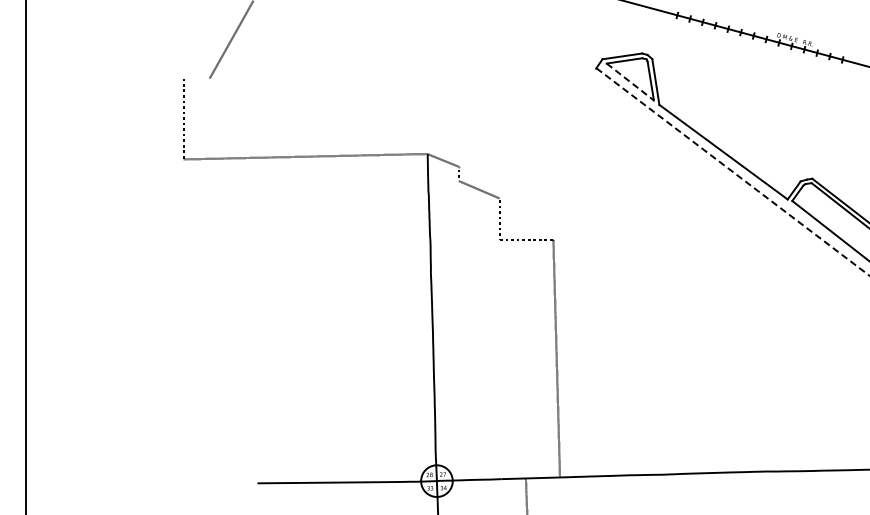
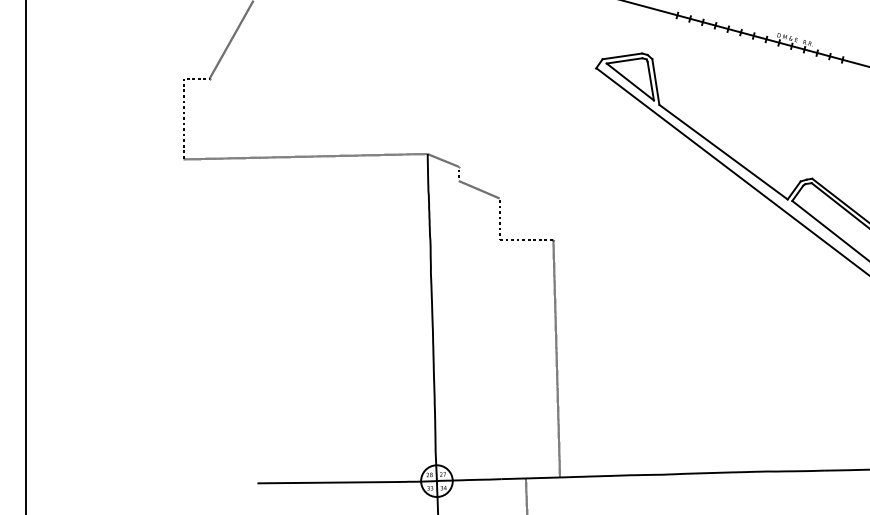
line: none -> present (196, 78)
line: dashed -> solid (630, 82)
line: dashed -> solid (733, 172)
